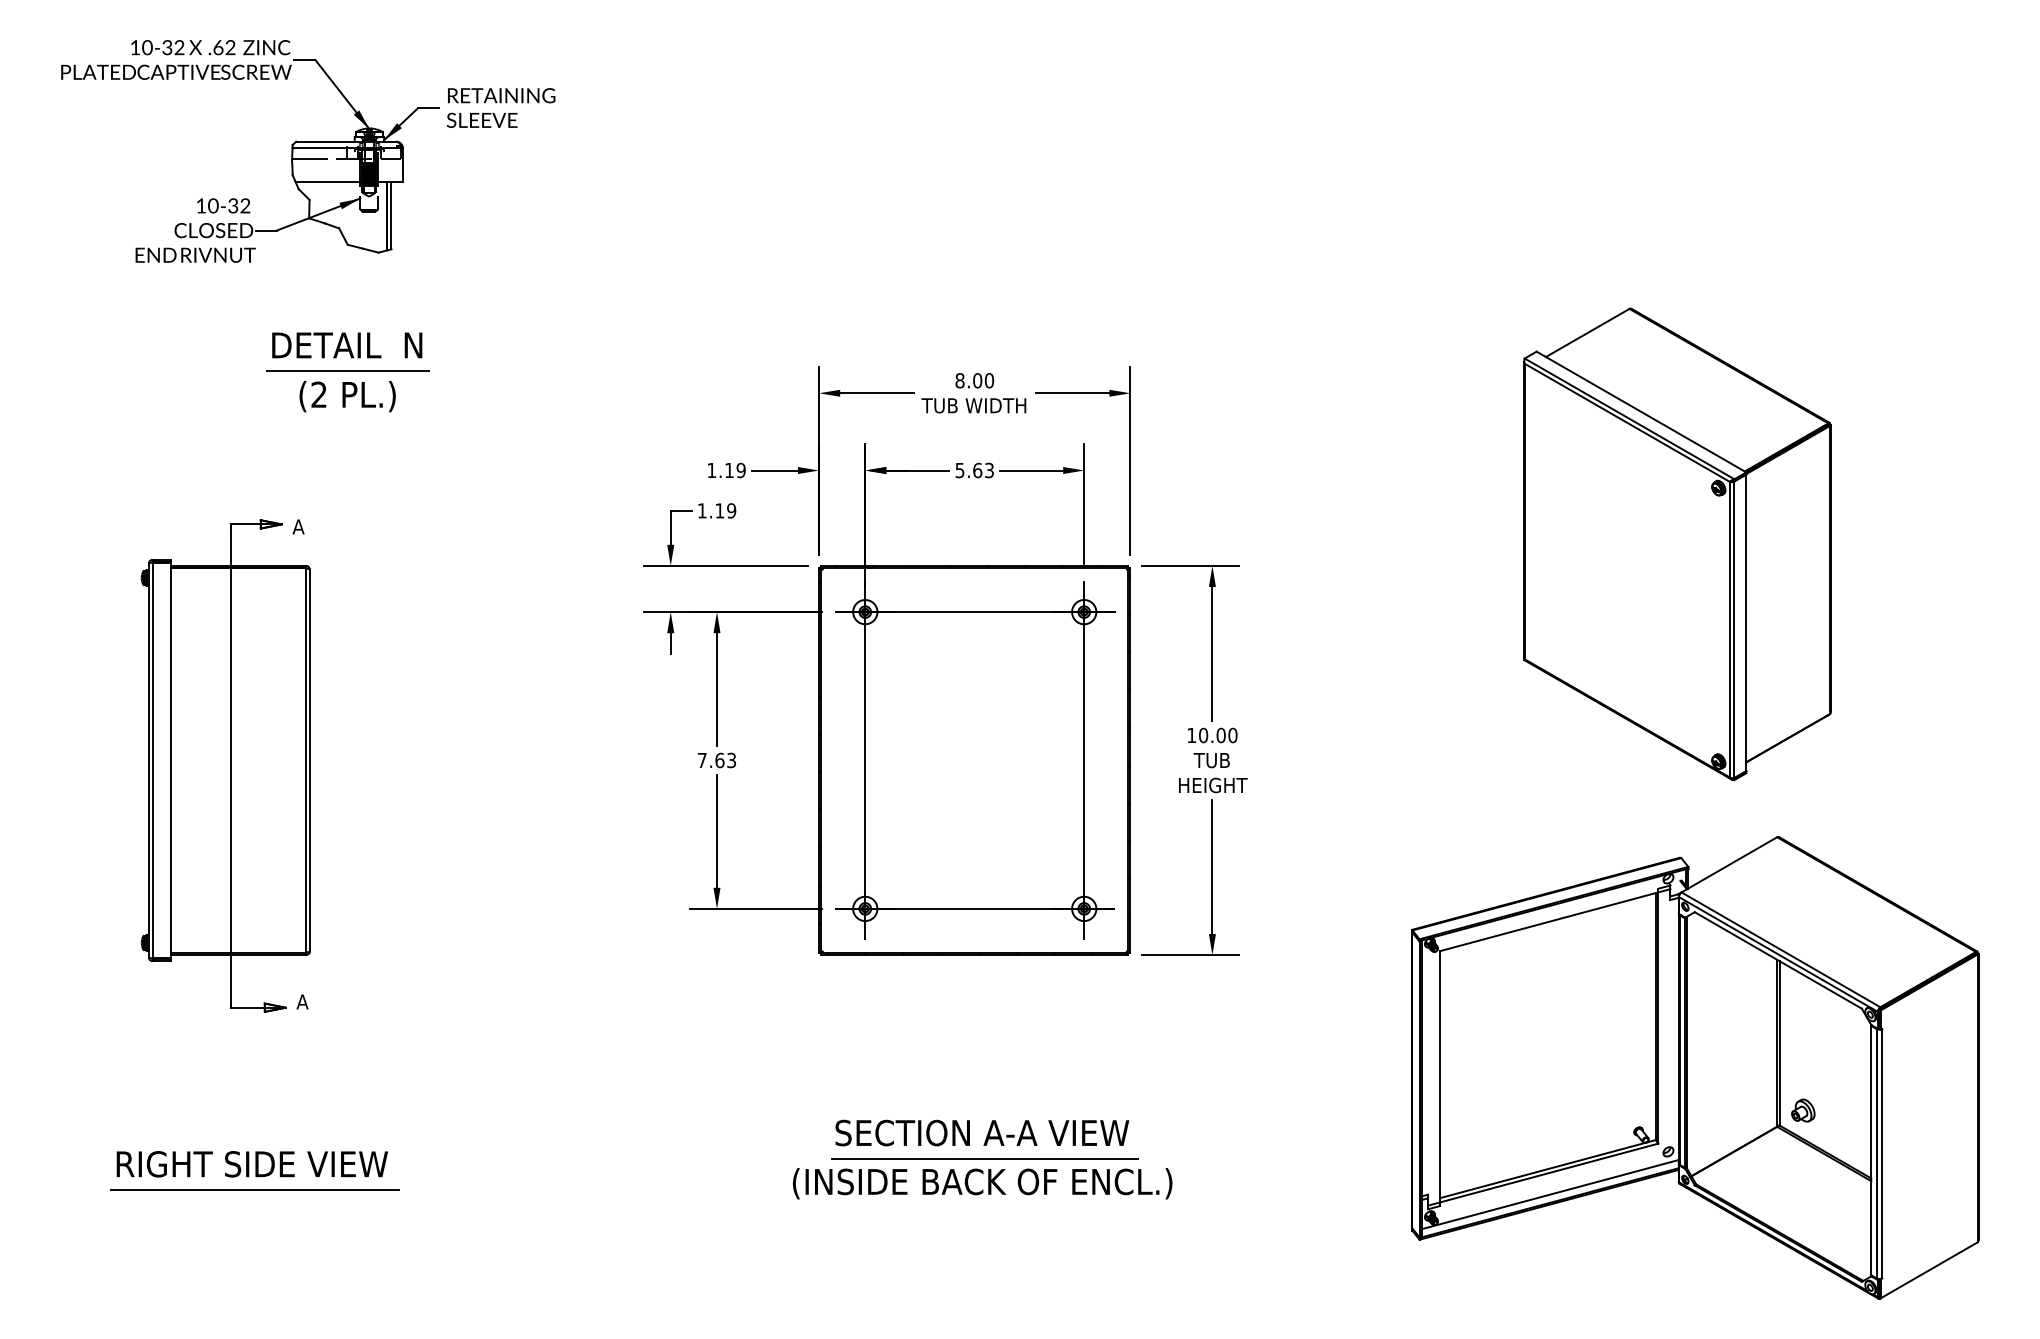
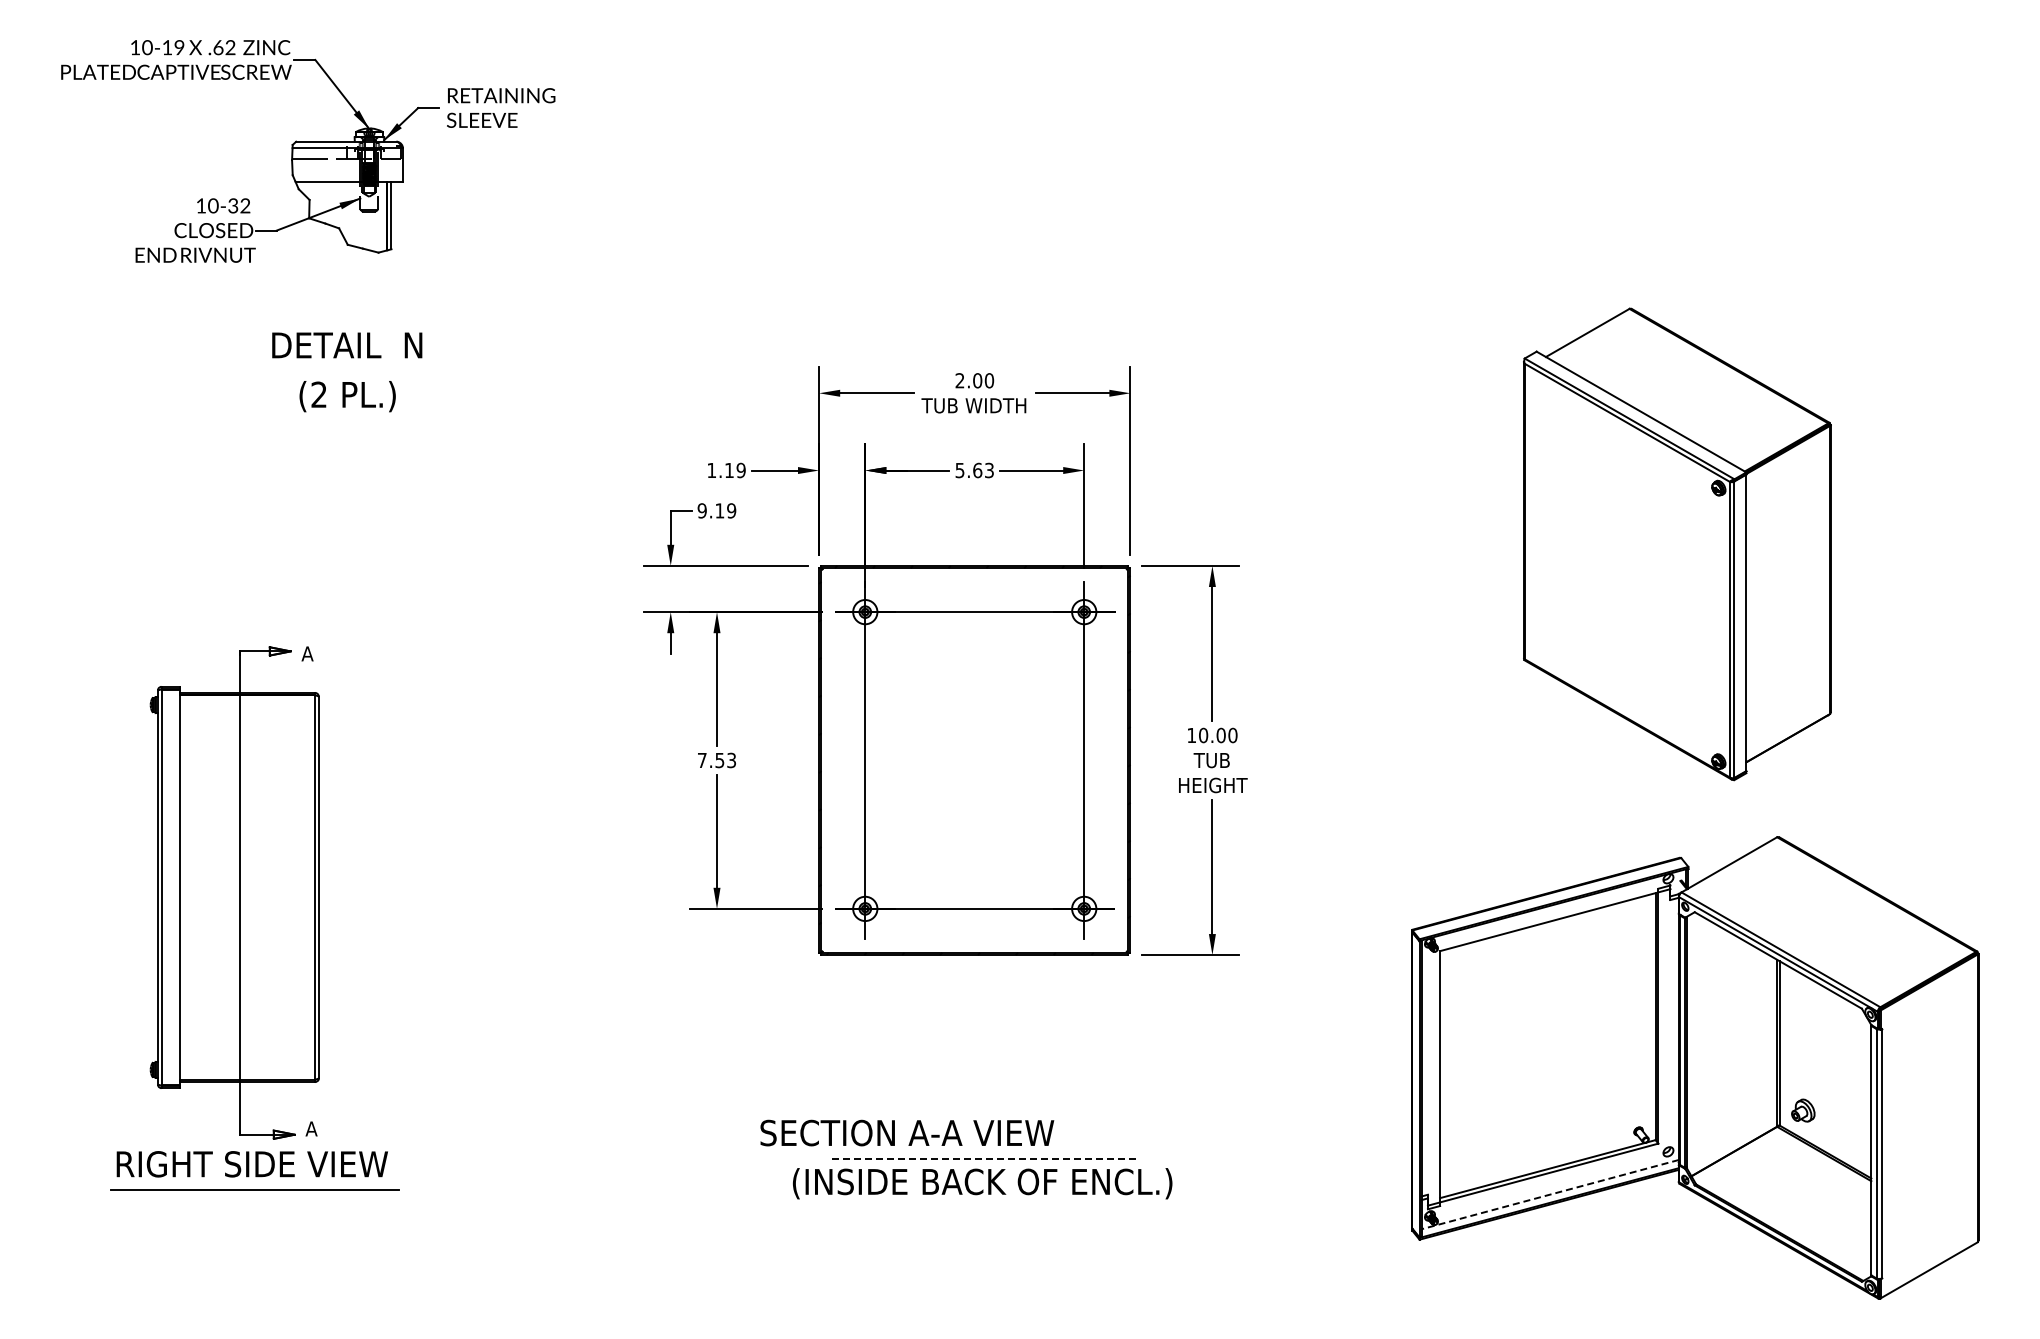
text: 10-32 -> 10-19 (173, 47)
line: present -> none (347, 371)
text: 8.00 -> 2.00 (959, 380)
text: 1.19 -> 9.19 (701, 510)
text: 7.63 -> 7.53 (719, 760)
part position: (225, 765) -> (234, 892) (234, 892)
text position: (982, 1132) -> (907, 1132) (907, 1132)
line: solid -> dashed (985, 1158)
line: solid -> dashed (1549, 1194)
